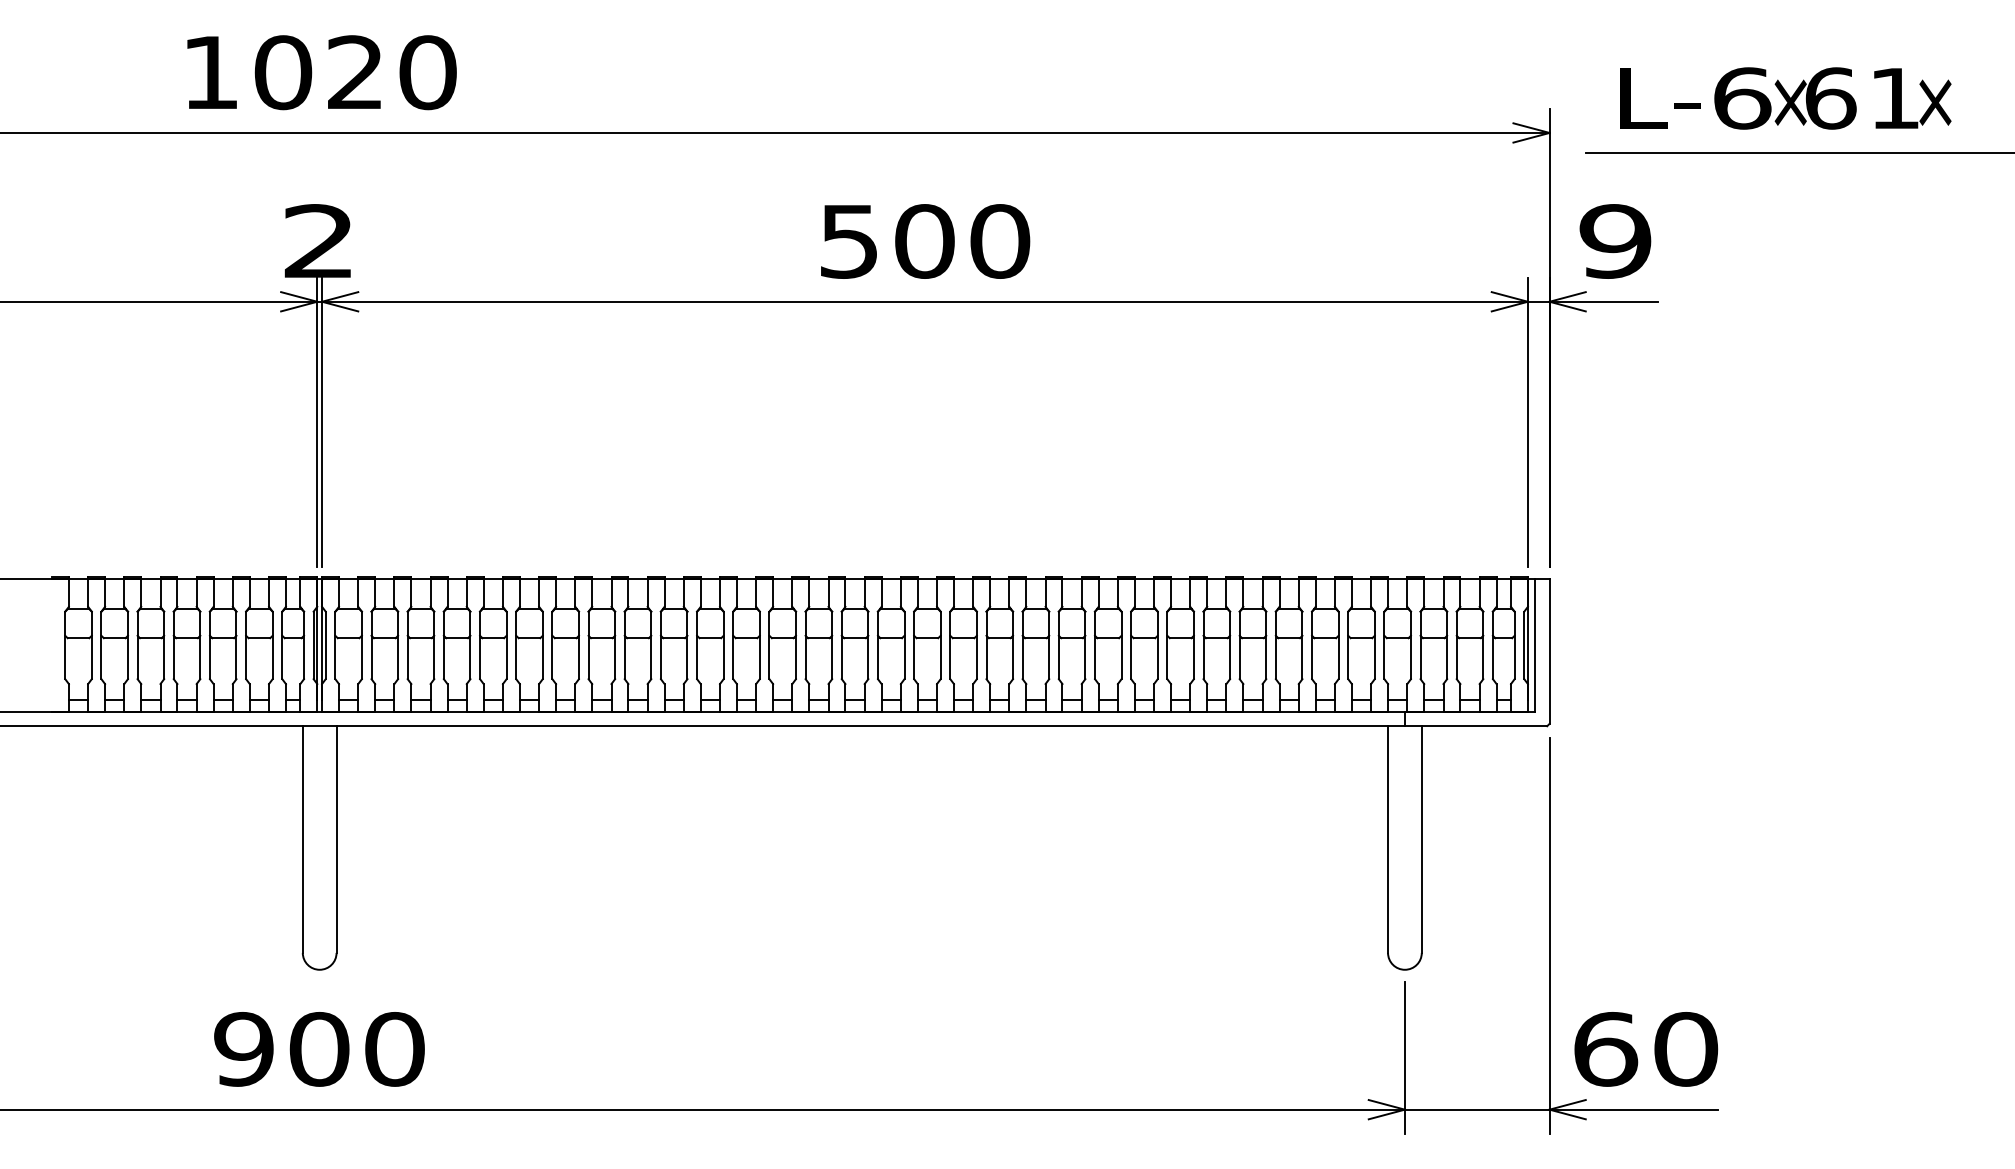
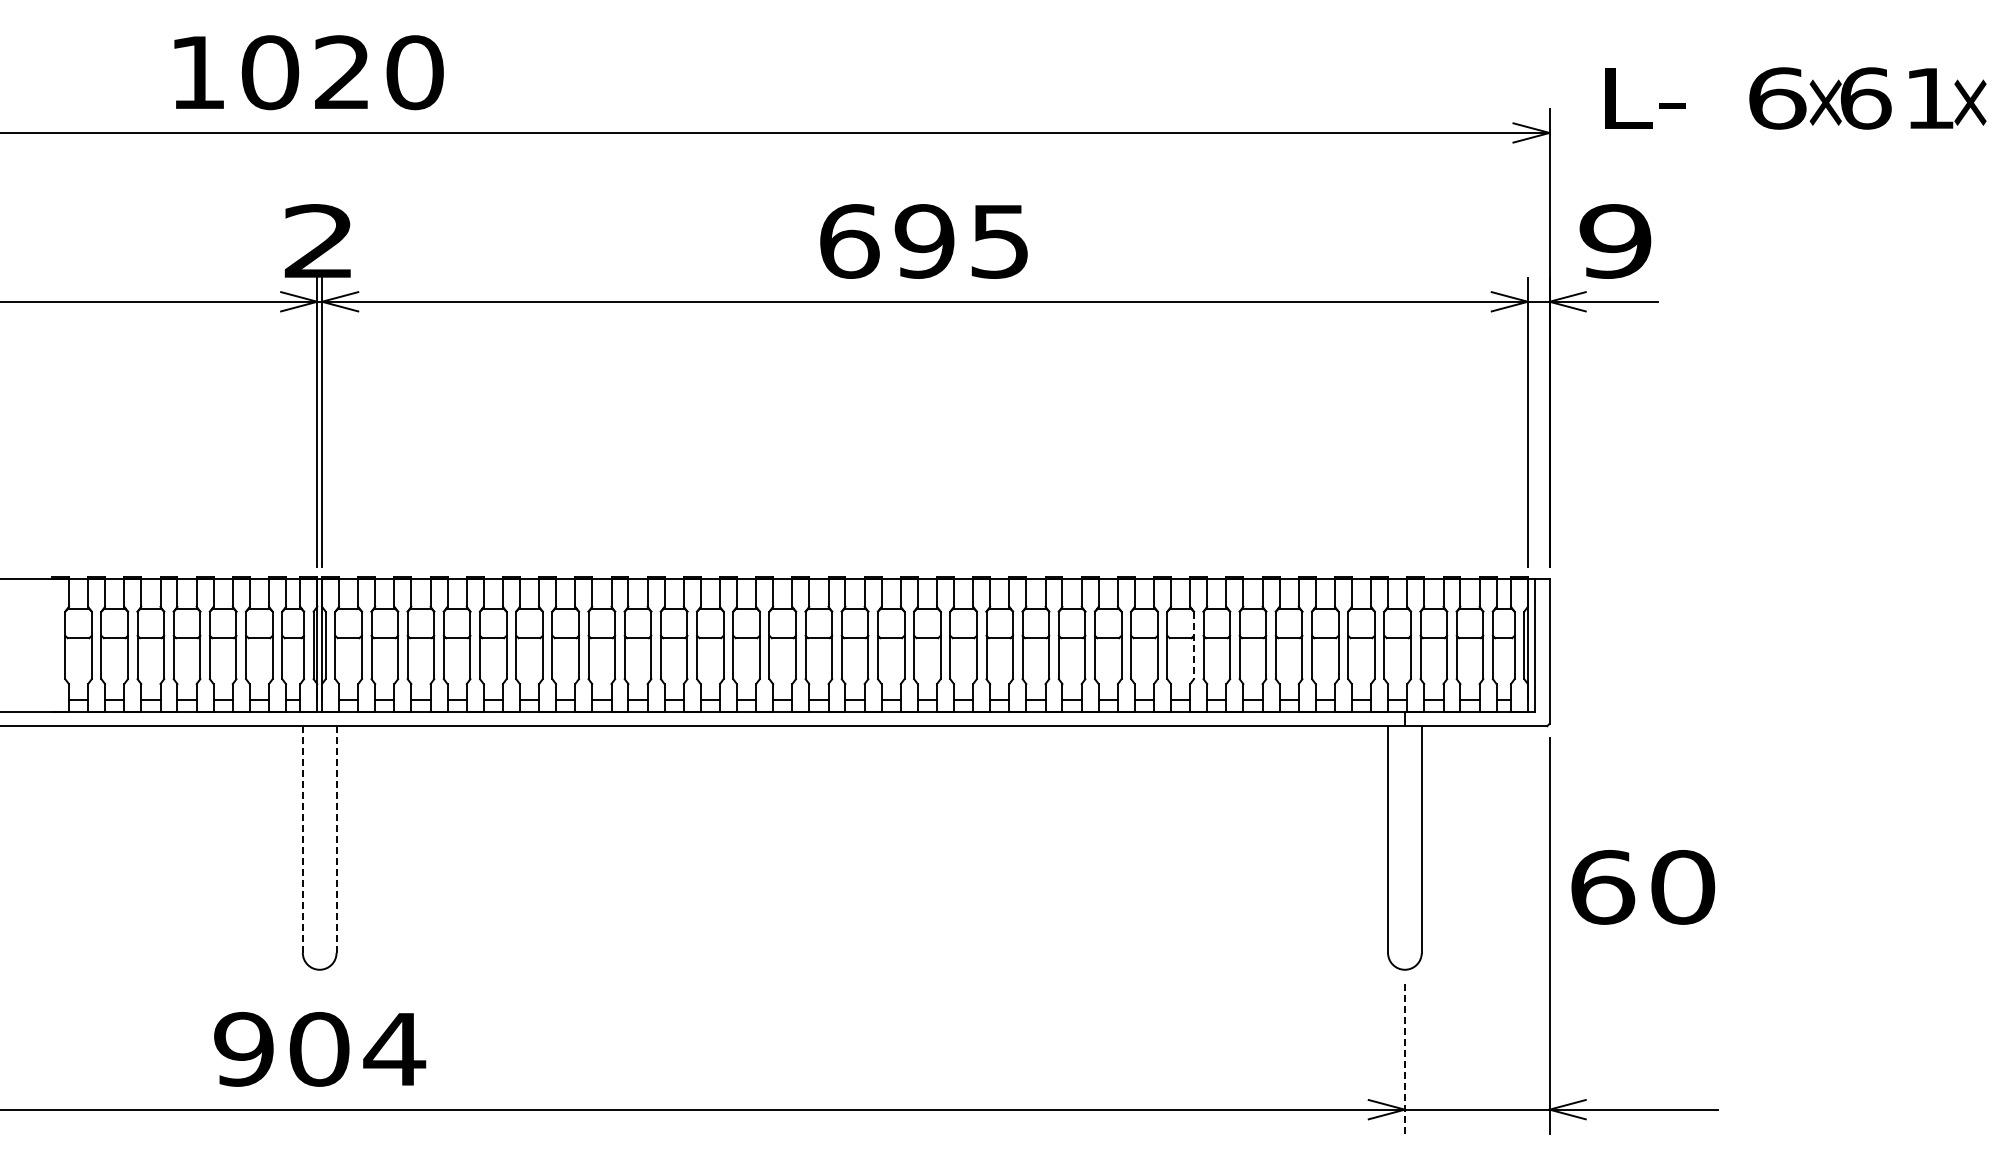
text position: (321, 72) -> (308, 72) (308, 72)
text position: (1660, 98) -> (1645, 98) (1645, 98)
text position: (1832, 98) -> (1867, 98) (1867, 98)
line: present -> none (1798, 152)
text: 500 -> 695 (925, 241)
line: solid -> dashed (1193, 645)
line: solid -> dashed (336, 839)
line: solid -> dashed (302, 840)
text: 900 -> 904 (394, 1049)
text position: (1646, 1049) -> (1643, 887) (1643, 887)
line: solid -> dashed (1404, 1057)
